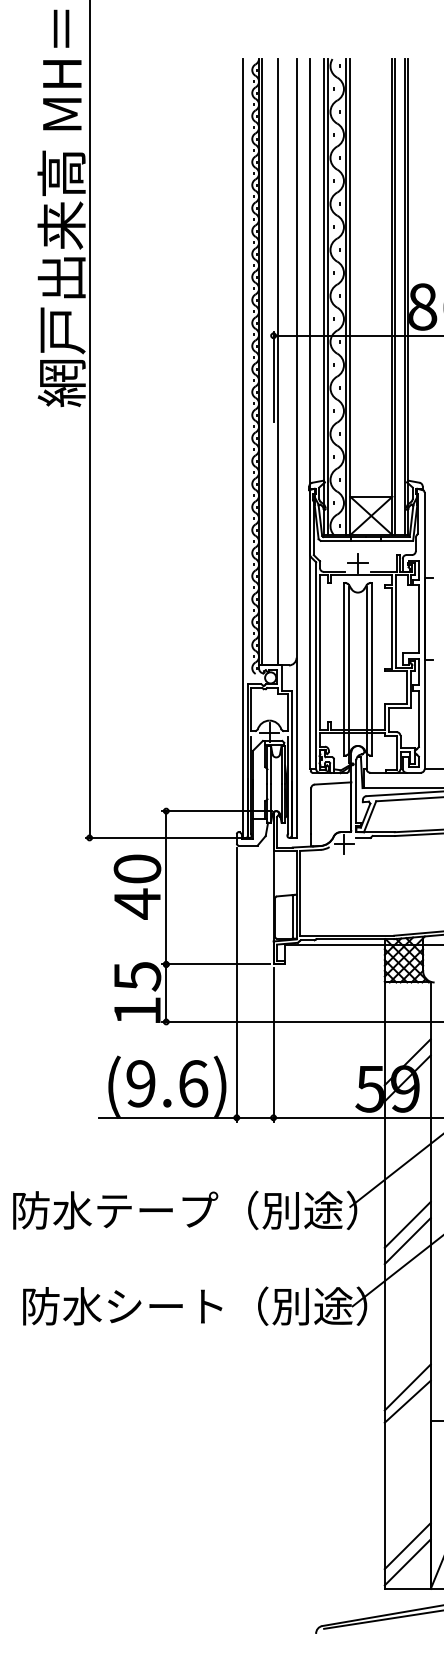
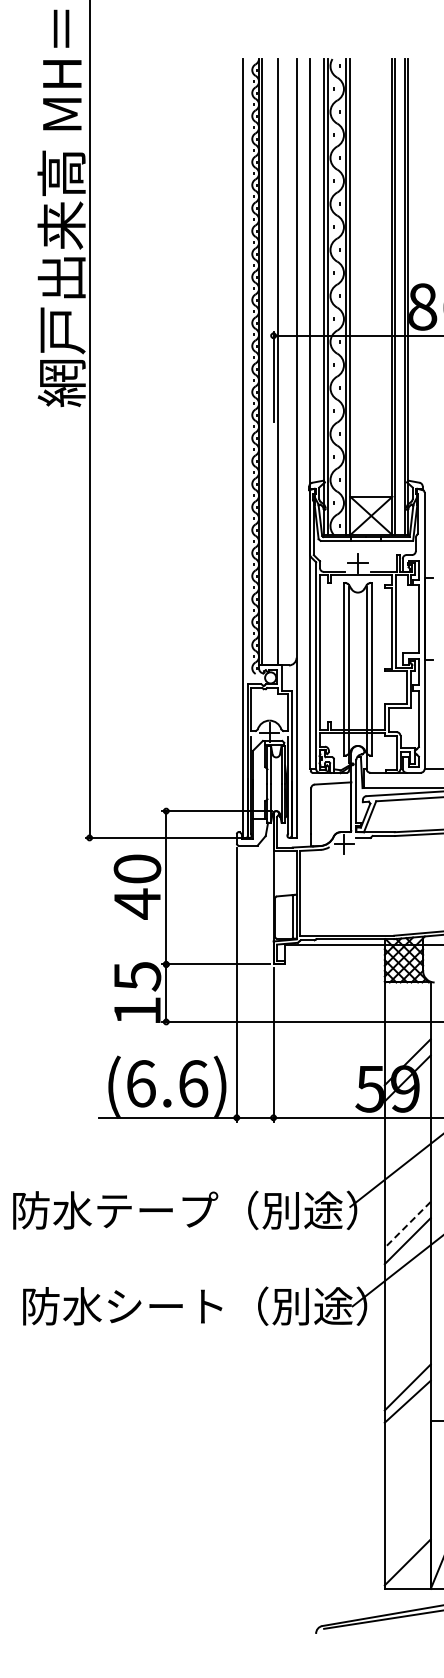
text: (9.6) -> (6.6) (140, 1083)
line: solid -> dashed (407, 1224)
line: present -> none (407, 1546)
